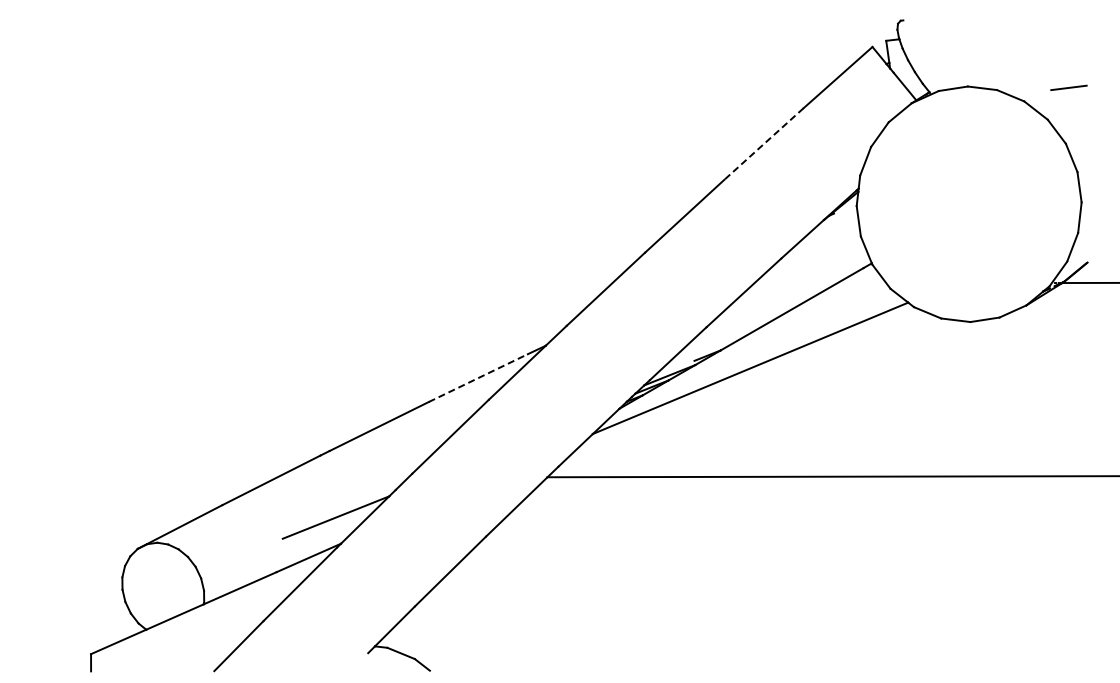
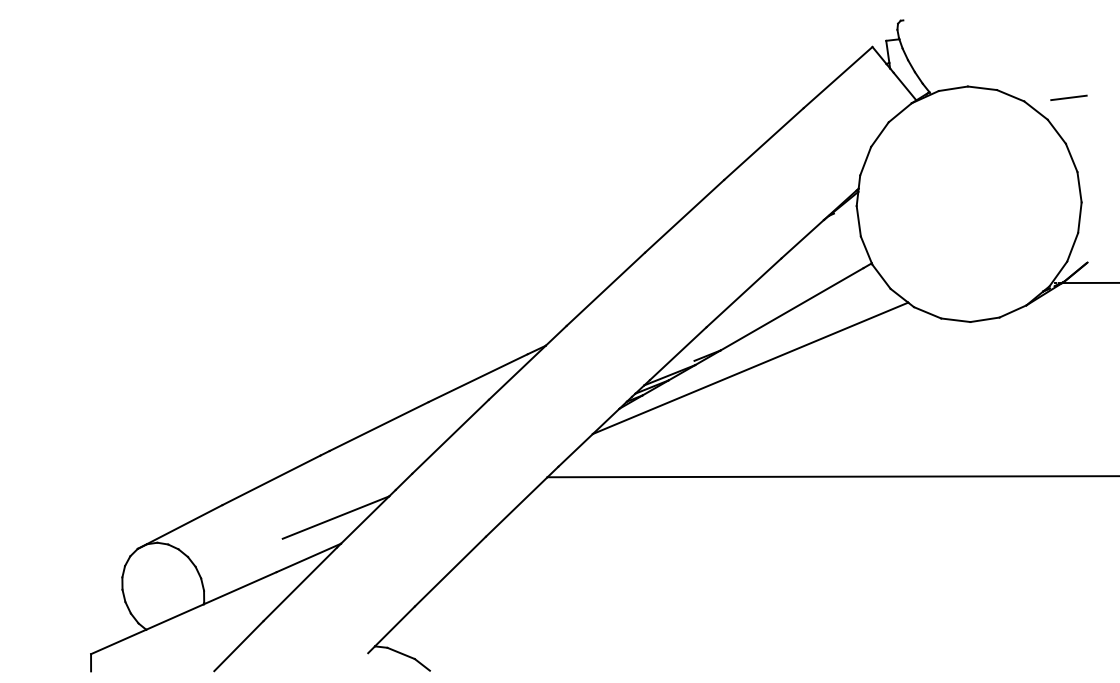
line position: (1068, 87) -> (1068, 97) (1068, 97)
line: dashed -> solid (763, 144)
line: dashed -> solid (478, 377)
